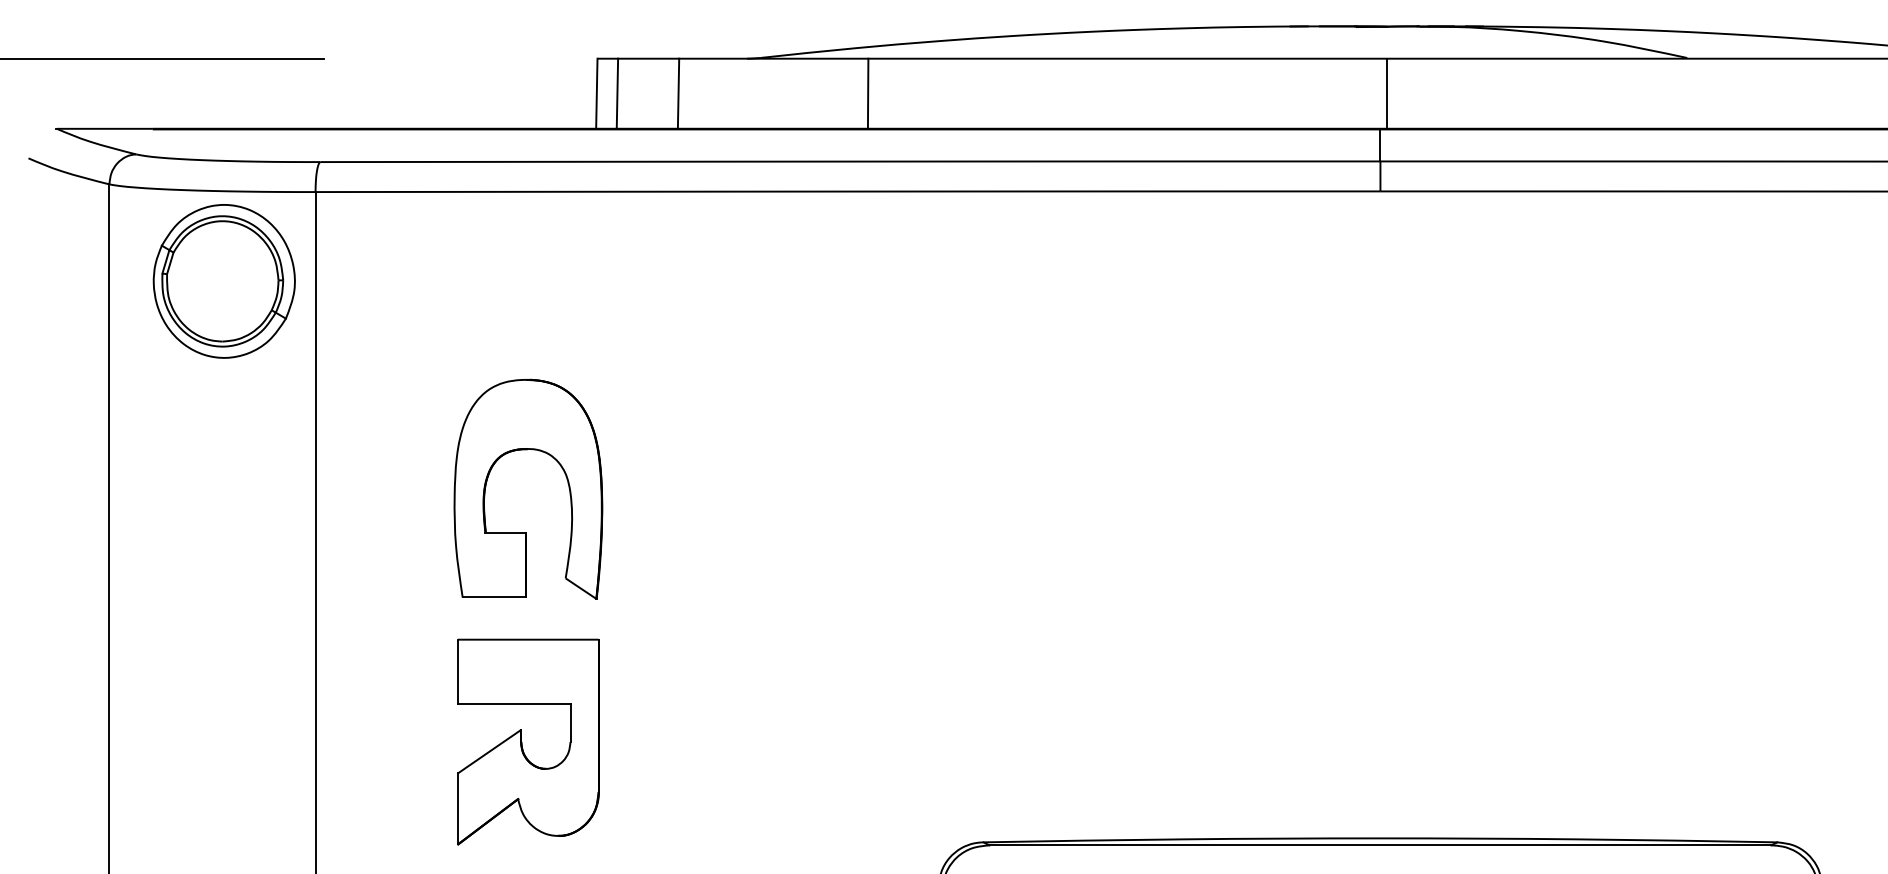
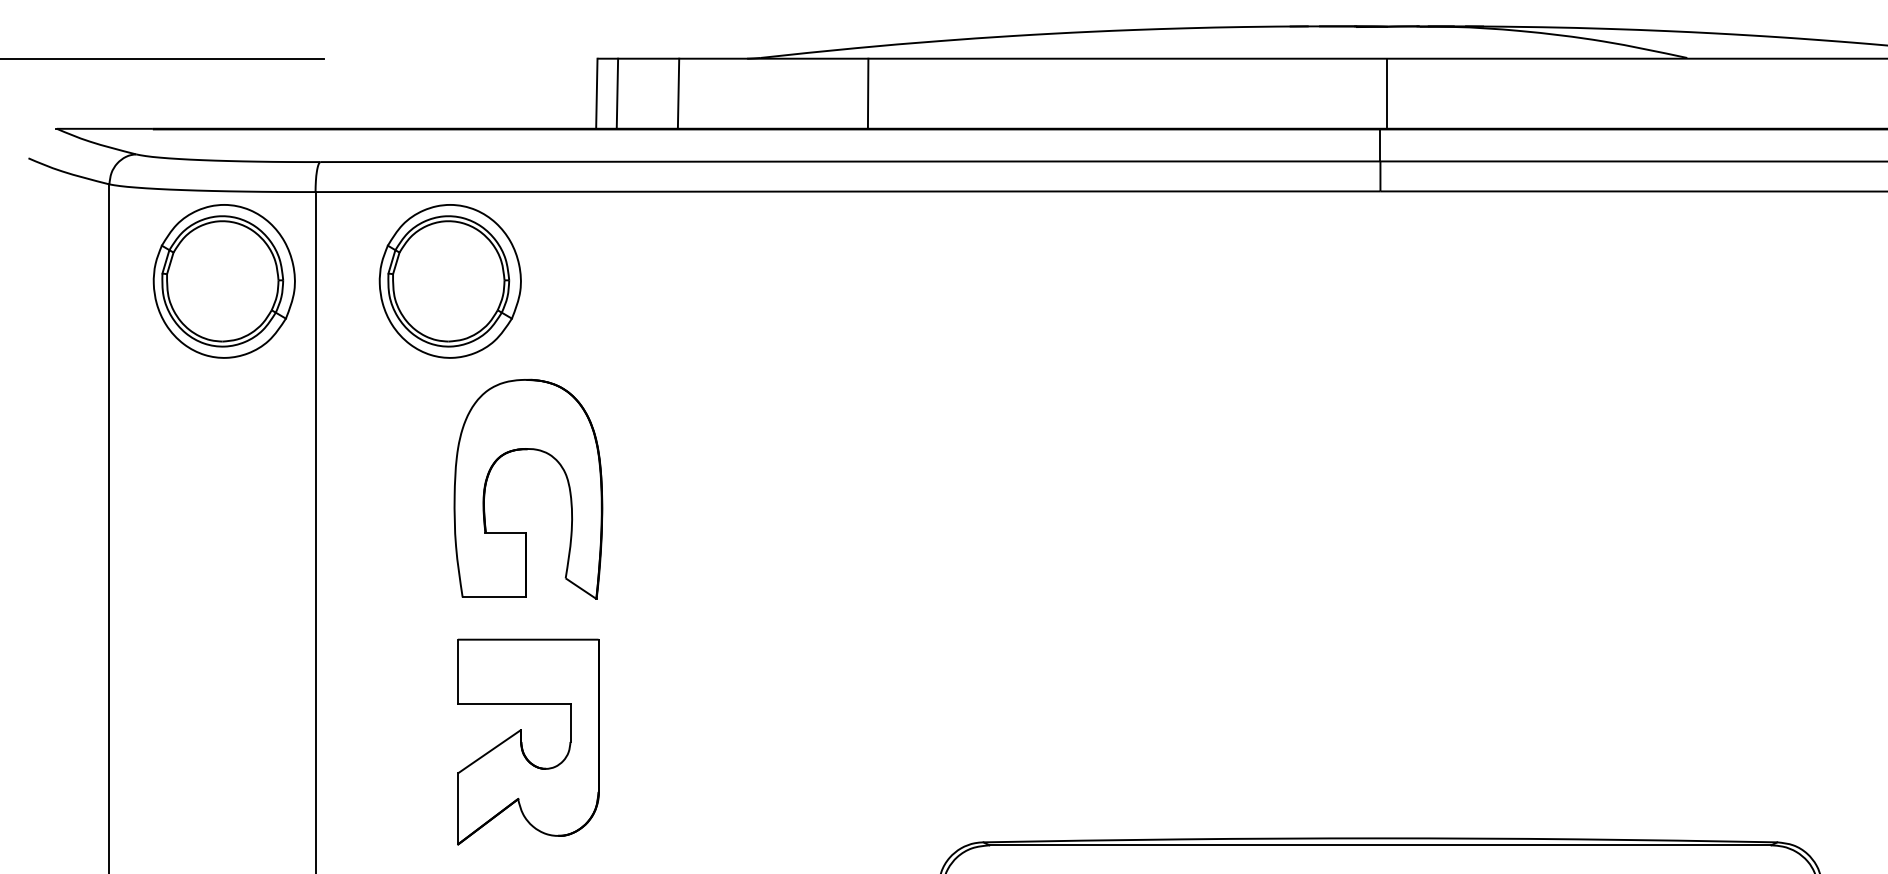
part: none -> present (449, 281)
